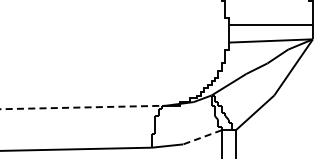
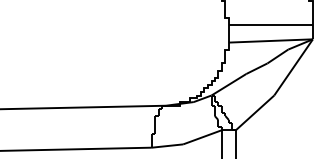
line: dashed -> solid (83, 107)
line: dashed -> solid (202, 137)
